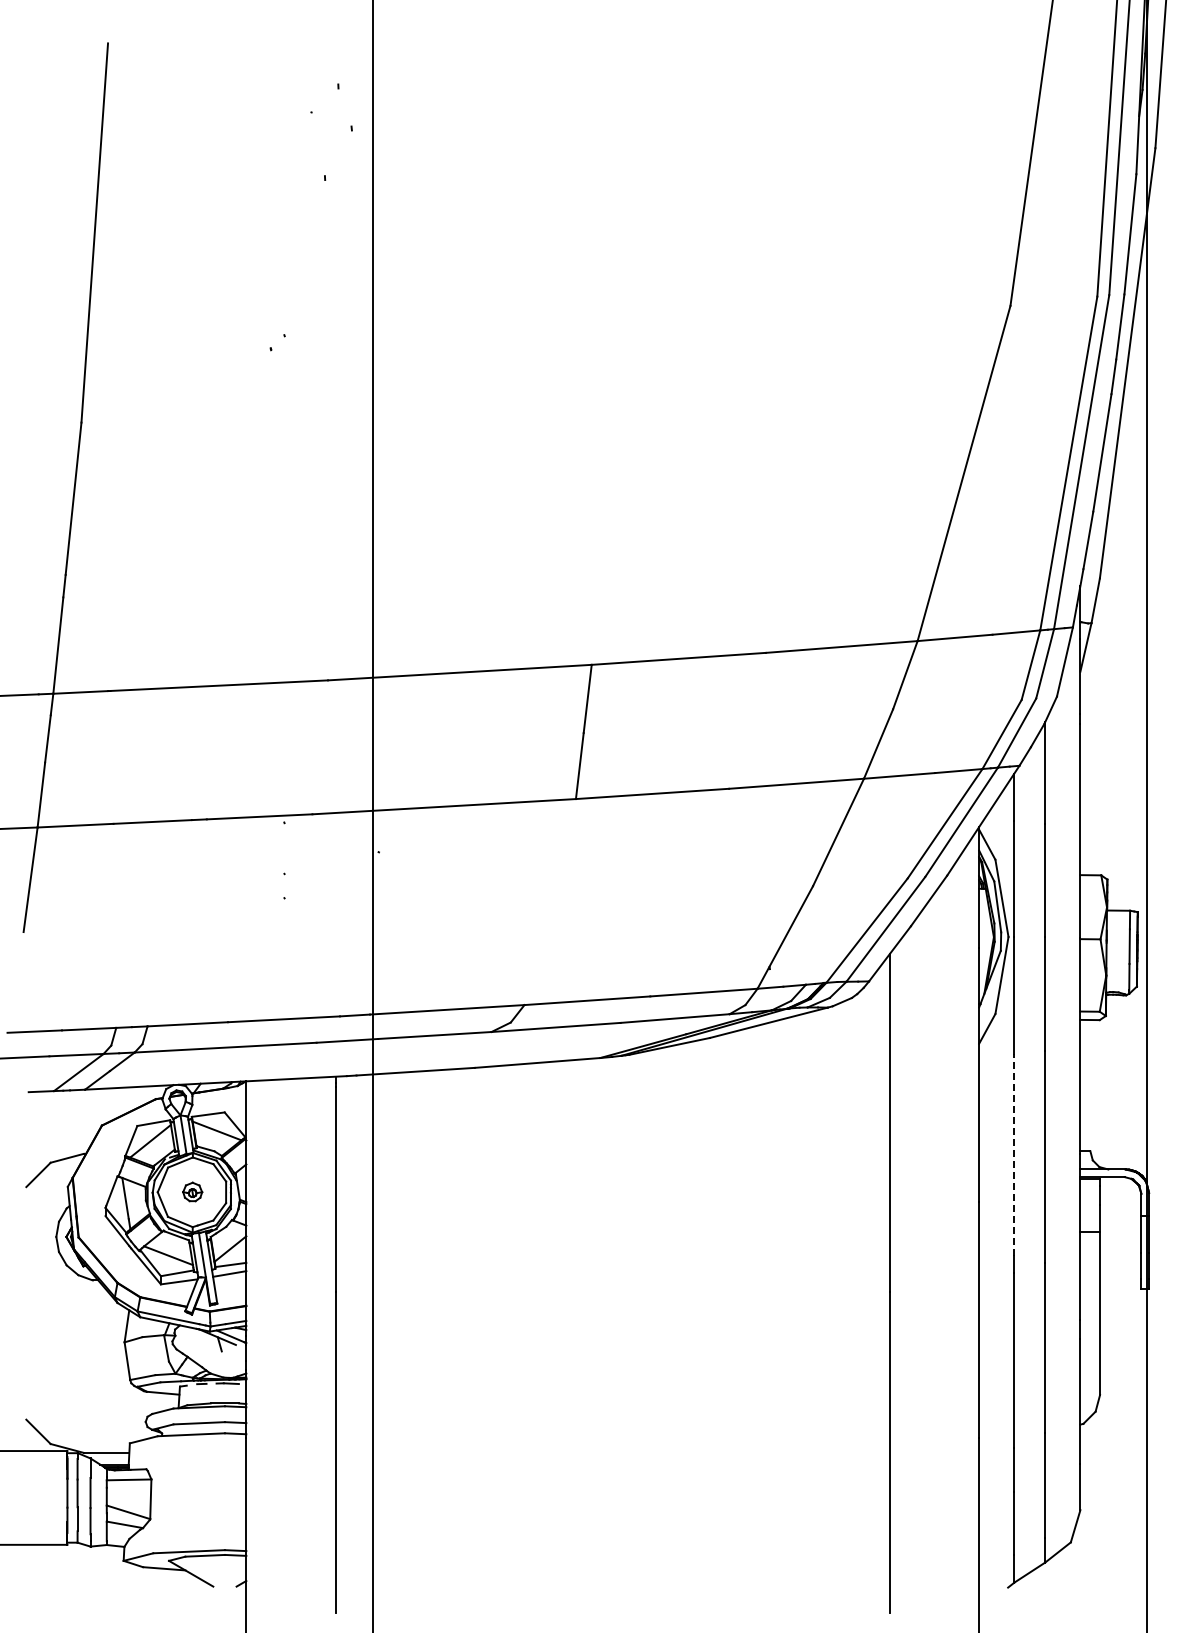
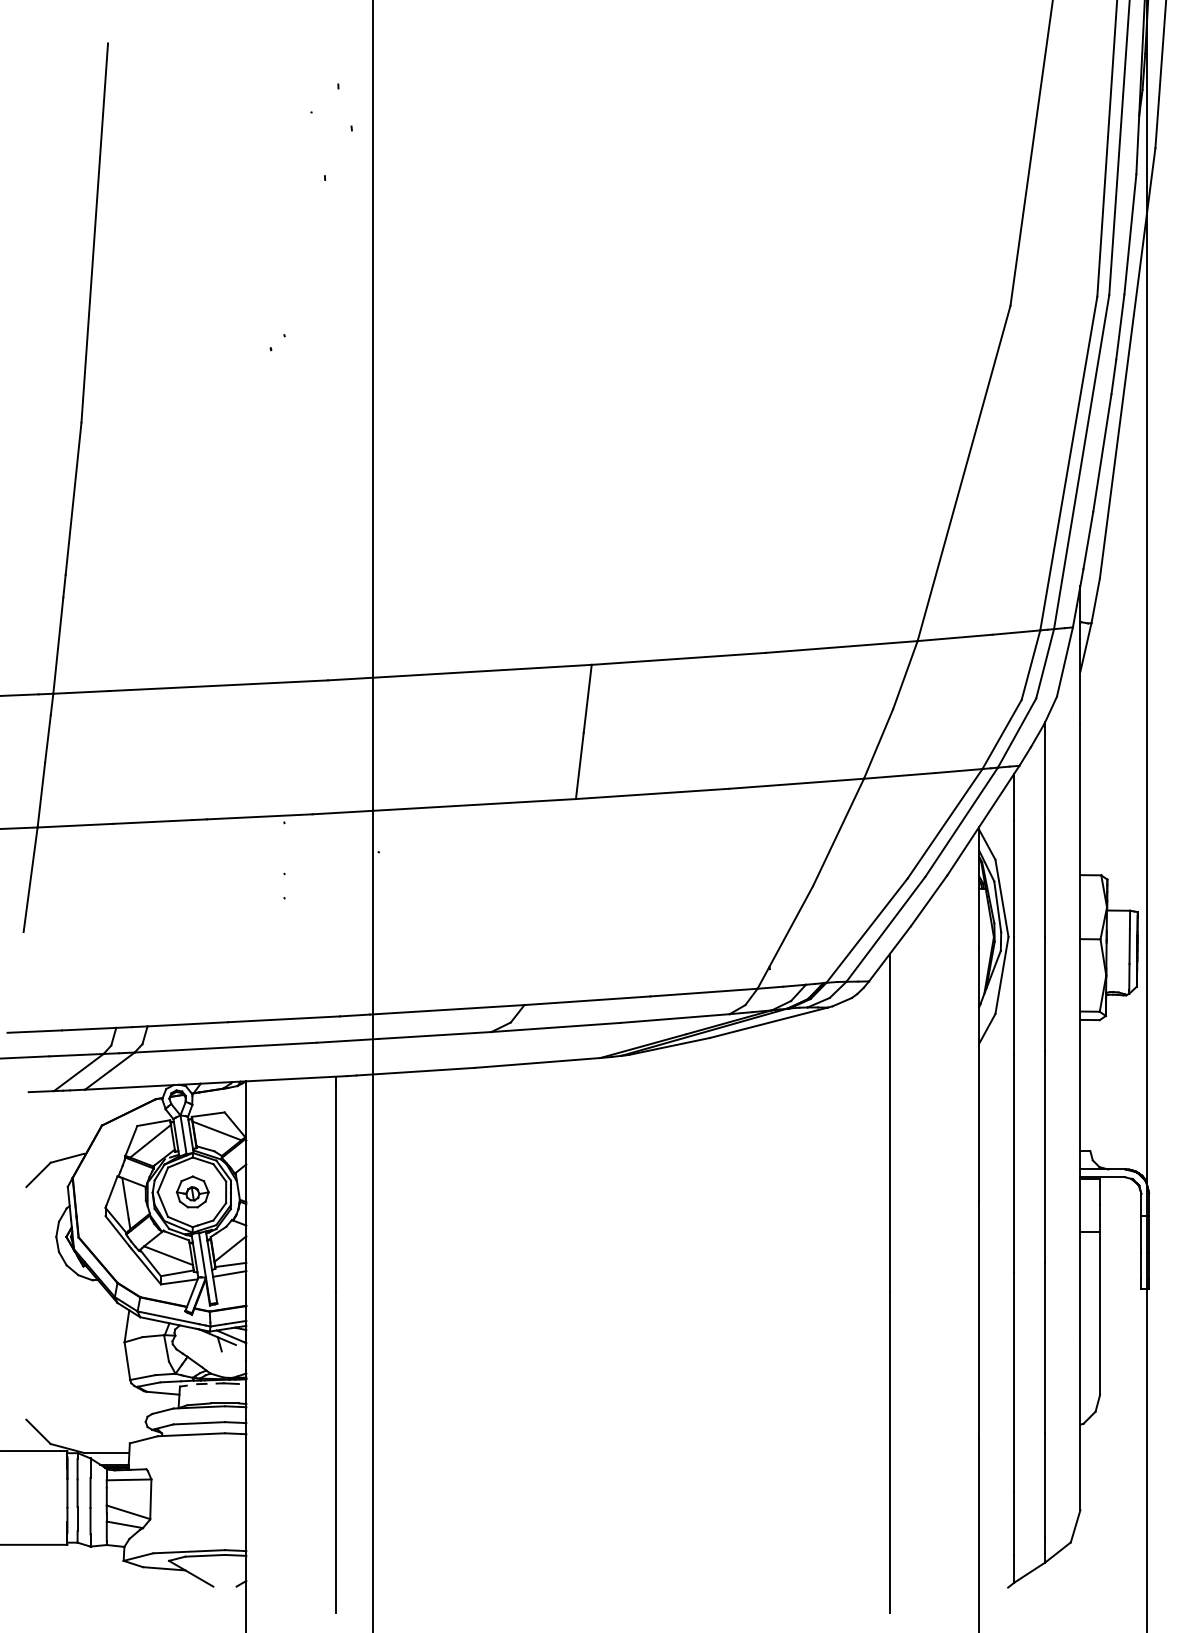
line: dashed -> solid (1014, 1154)
part size: 22x22 px -> 35x34 px (192, 1191)
